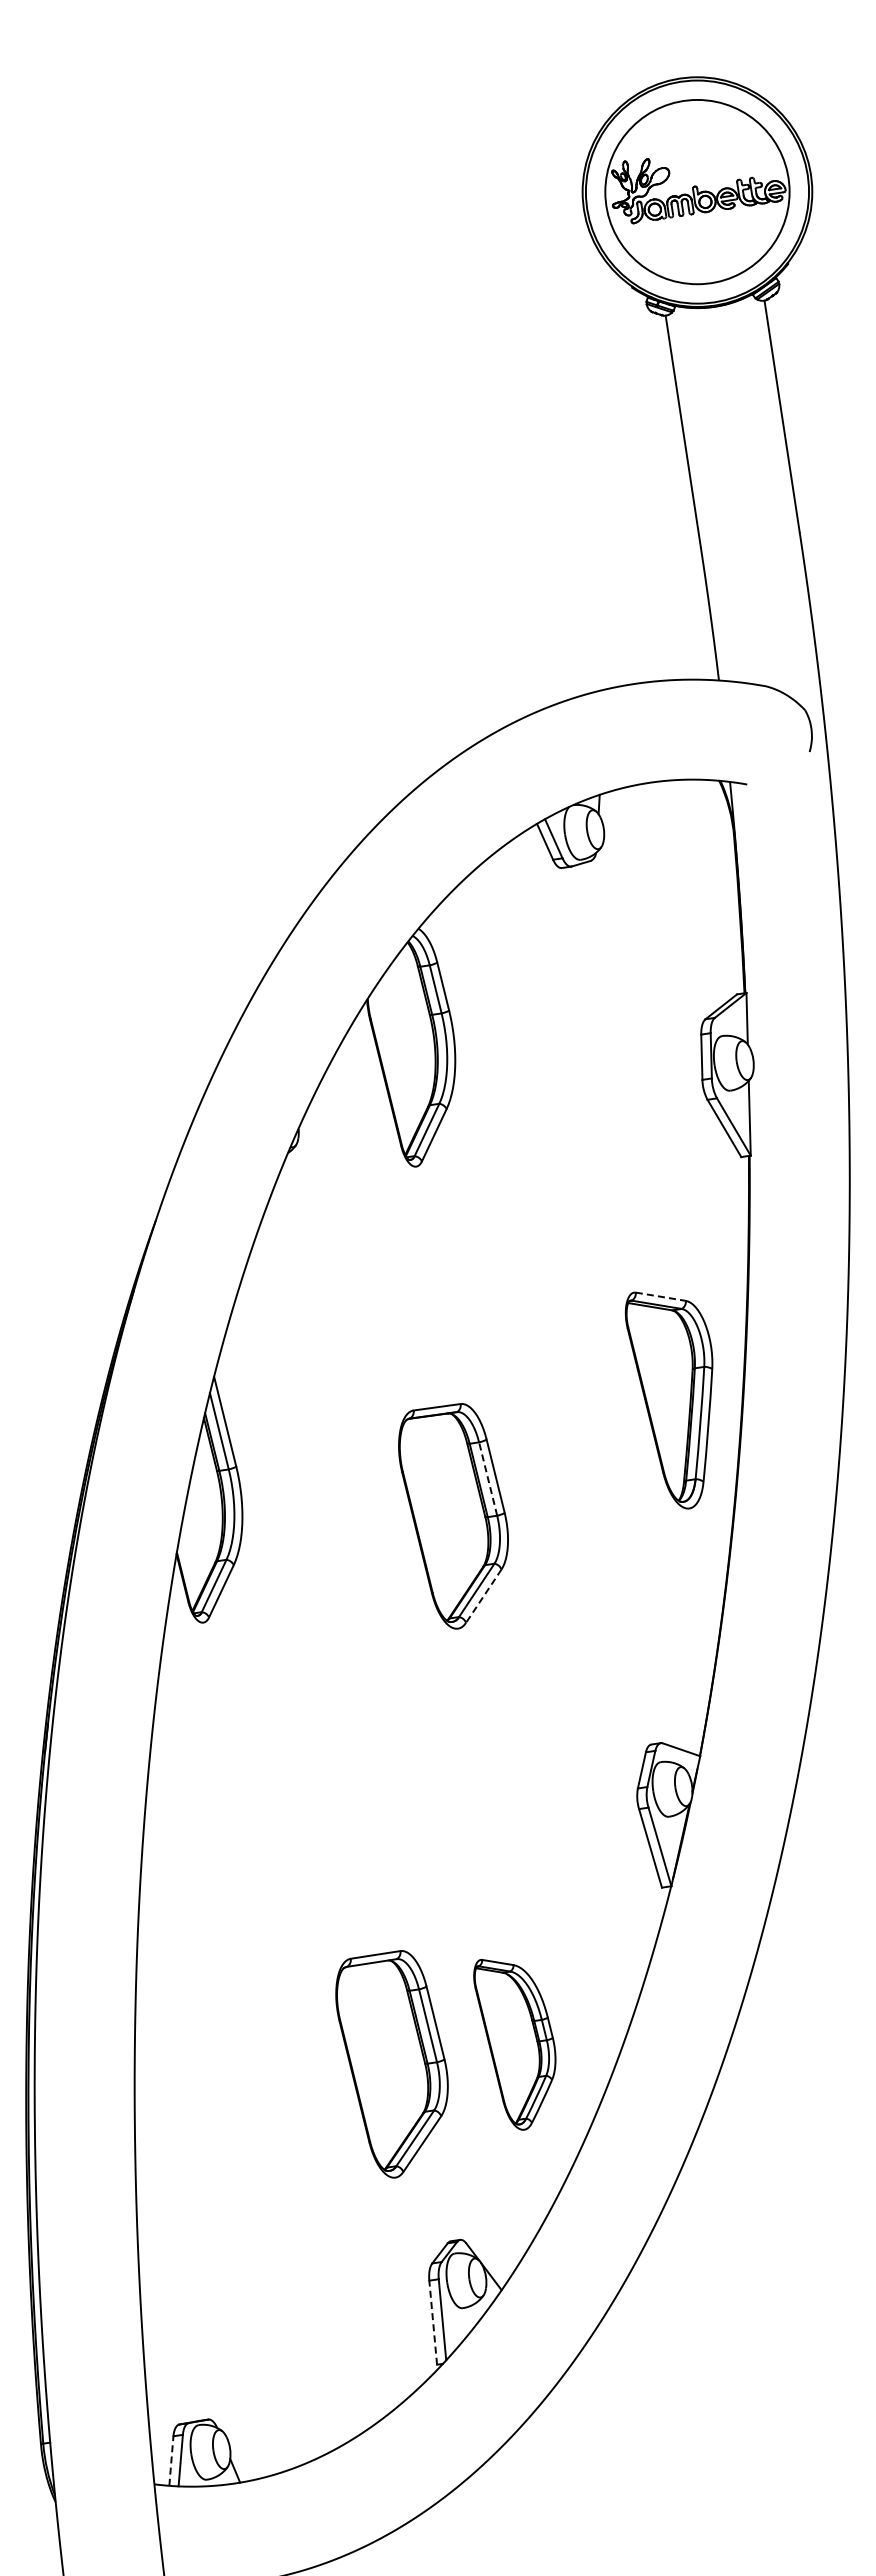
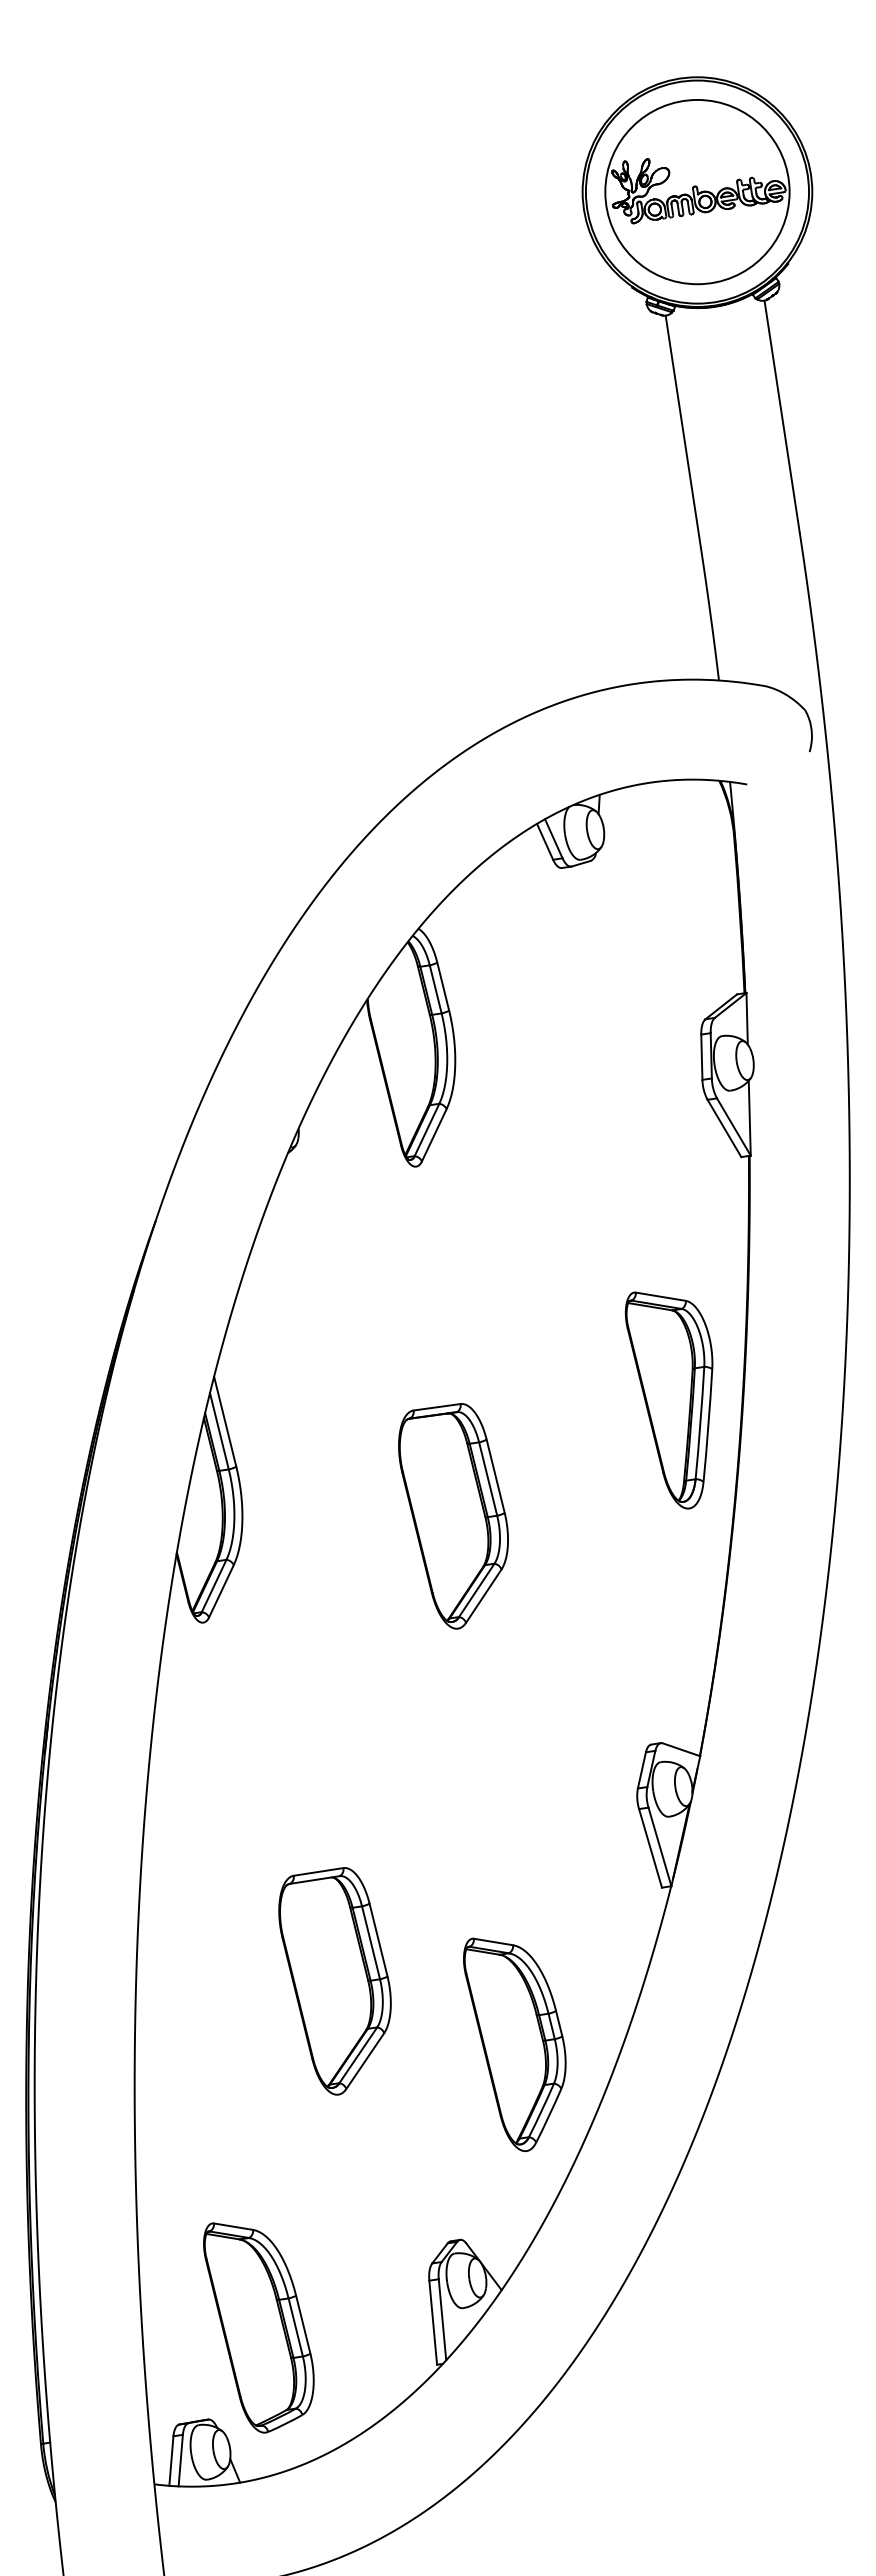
line: dashed -> solid (661, 1296)
line: dashed -> solid (488, 1479)
line: dashed -> solid (483, 1596)
part size: 84x173 px -> 104x215 px (514, 2044)
part position: (391, 2064) -> (334, 1981) (334, 1981)
line: dashed -> solid (433, 2322)
part: none -> present (258, 2327)
line: dashed -> solid (171, 2461)
